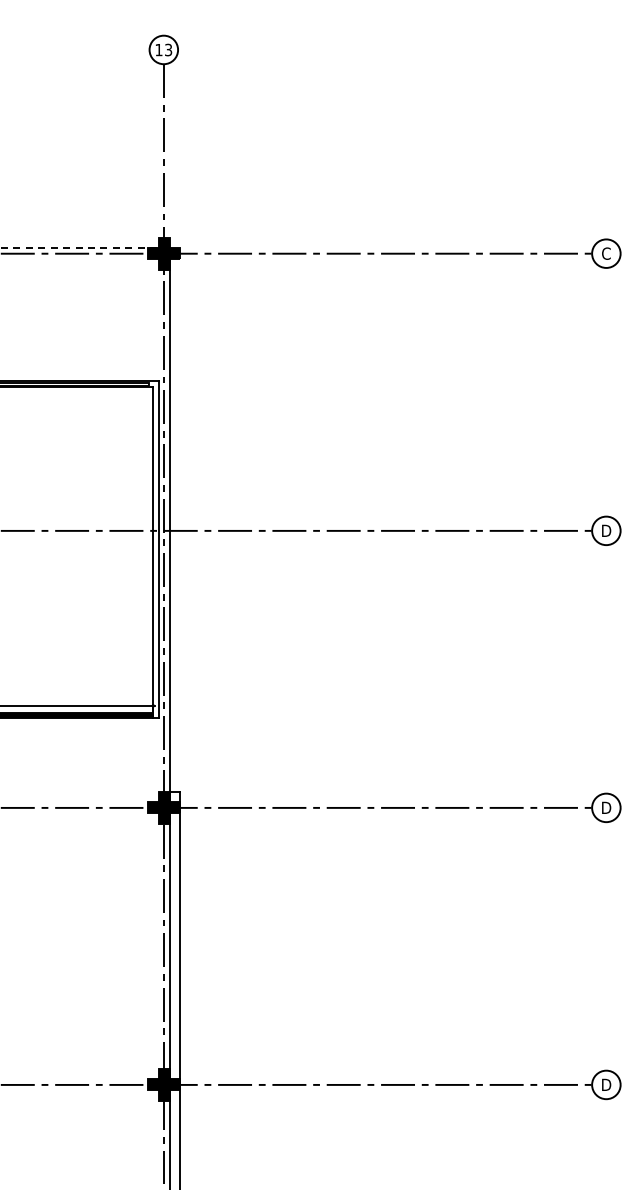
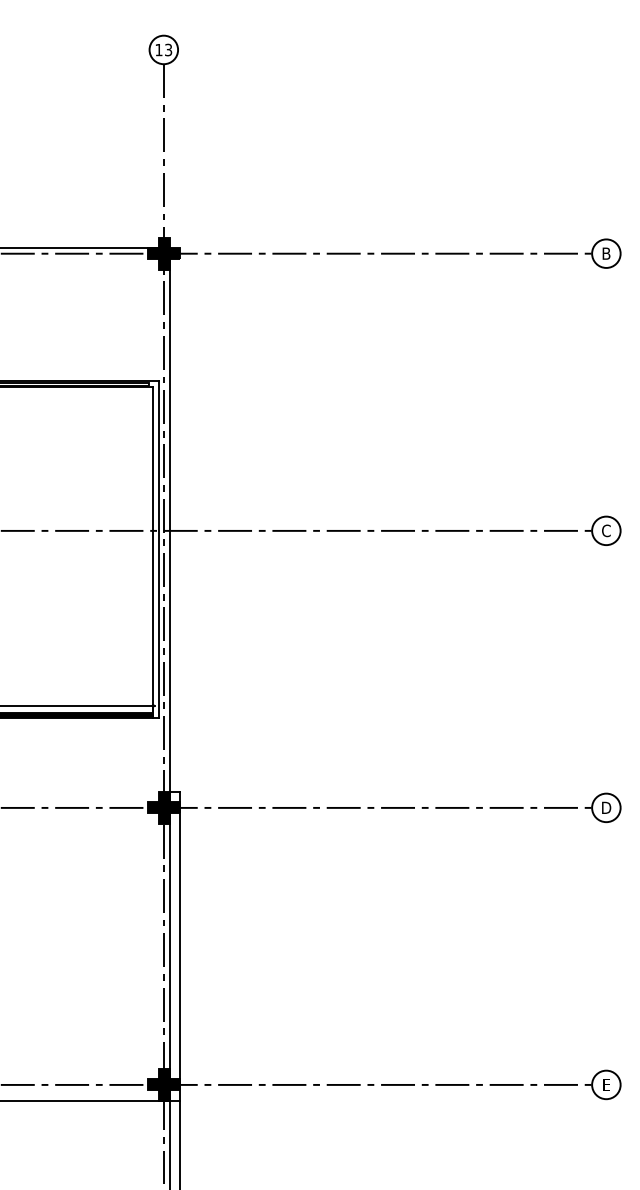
line: dashed -> solid (84, 248)
text: C -> B (606, 253)
text: D -> C (606, 530)
text: D -> E (606, 1084)
line: none -> present (91, 1101)
